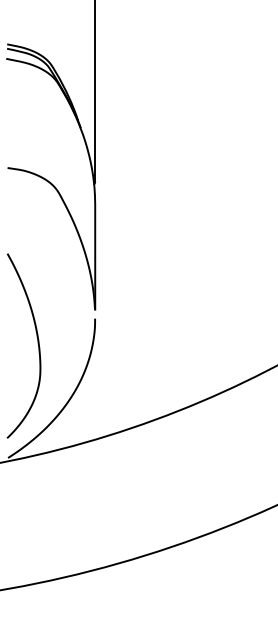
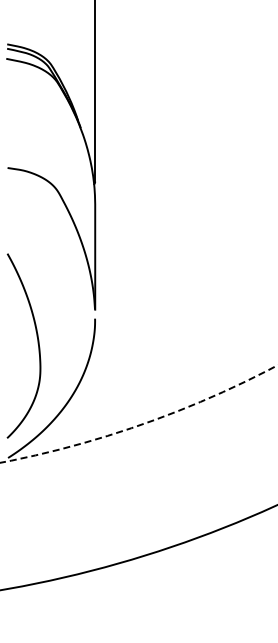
circle: solid -> dashed (138, 413)
